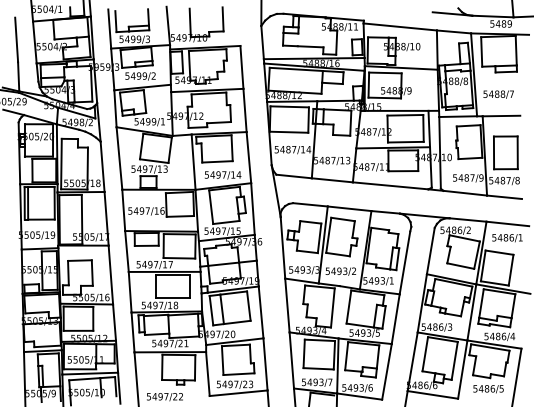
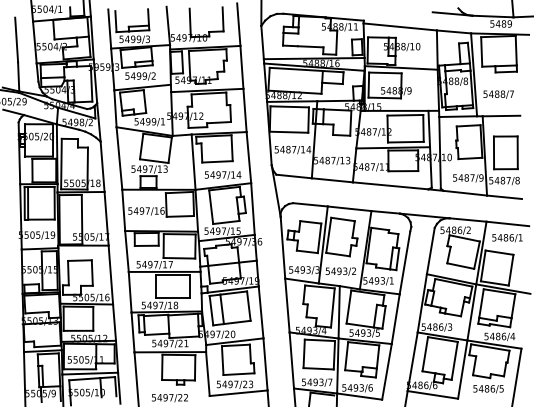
line: none -> present (238, 24)
line: none -> present (338, 312)
text position: (164, 397) -> (169, 398) (169, 398)
